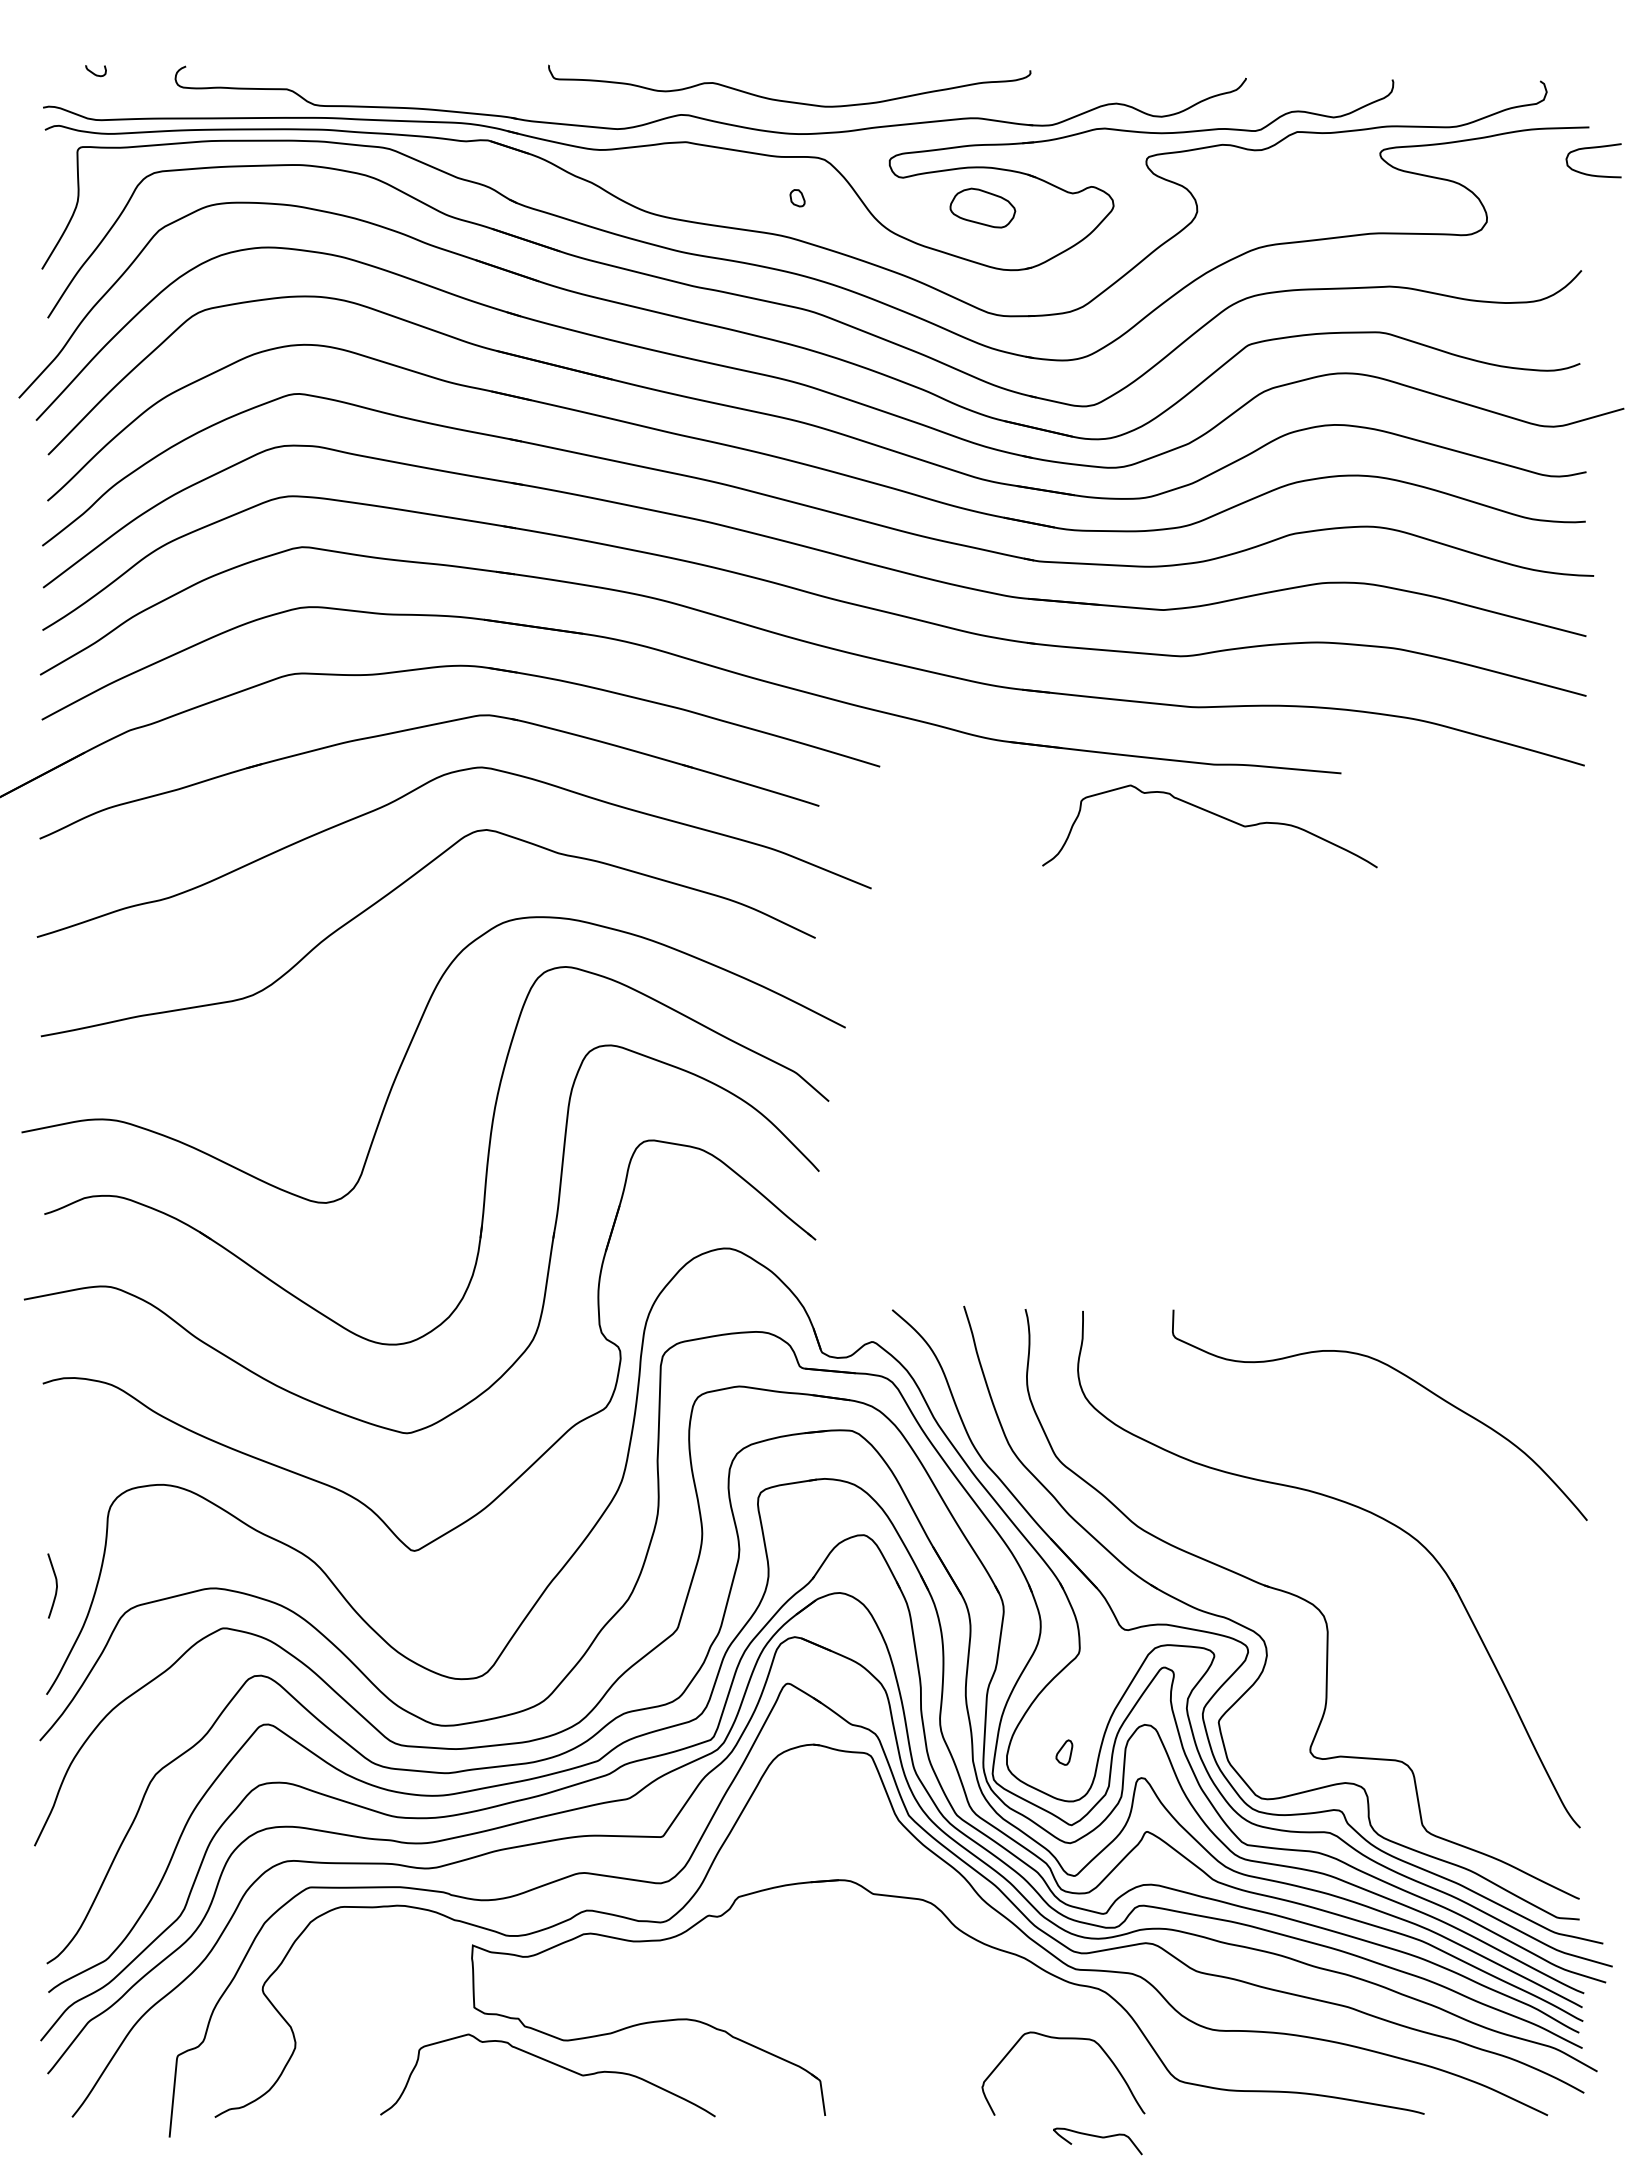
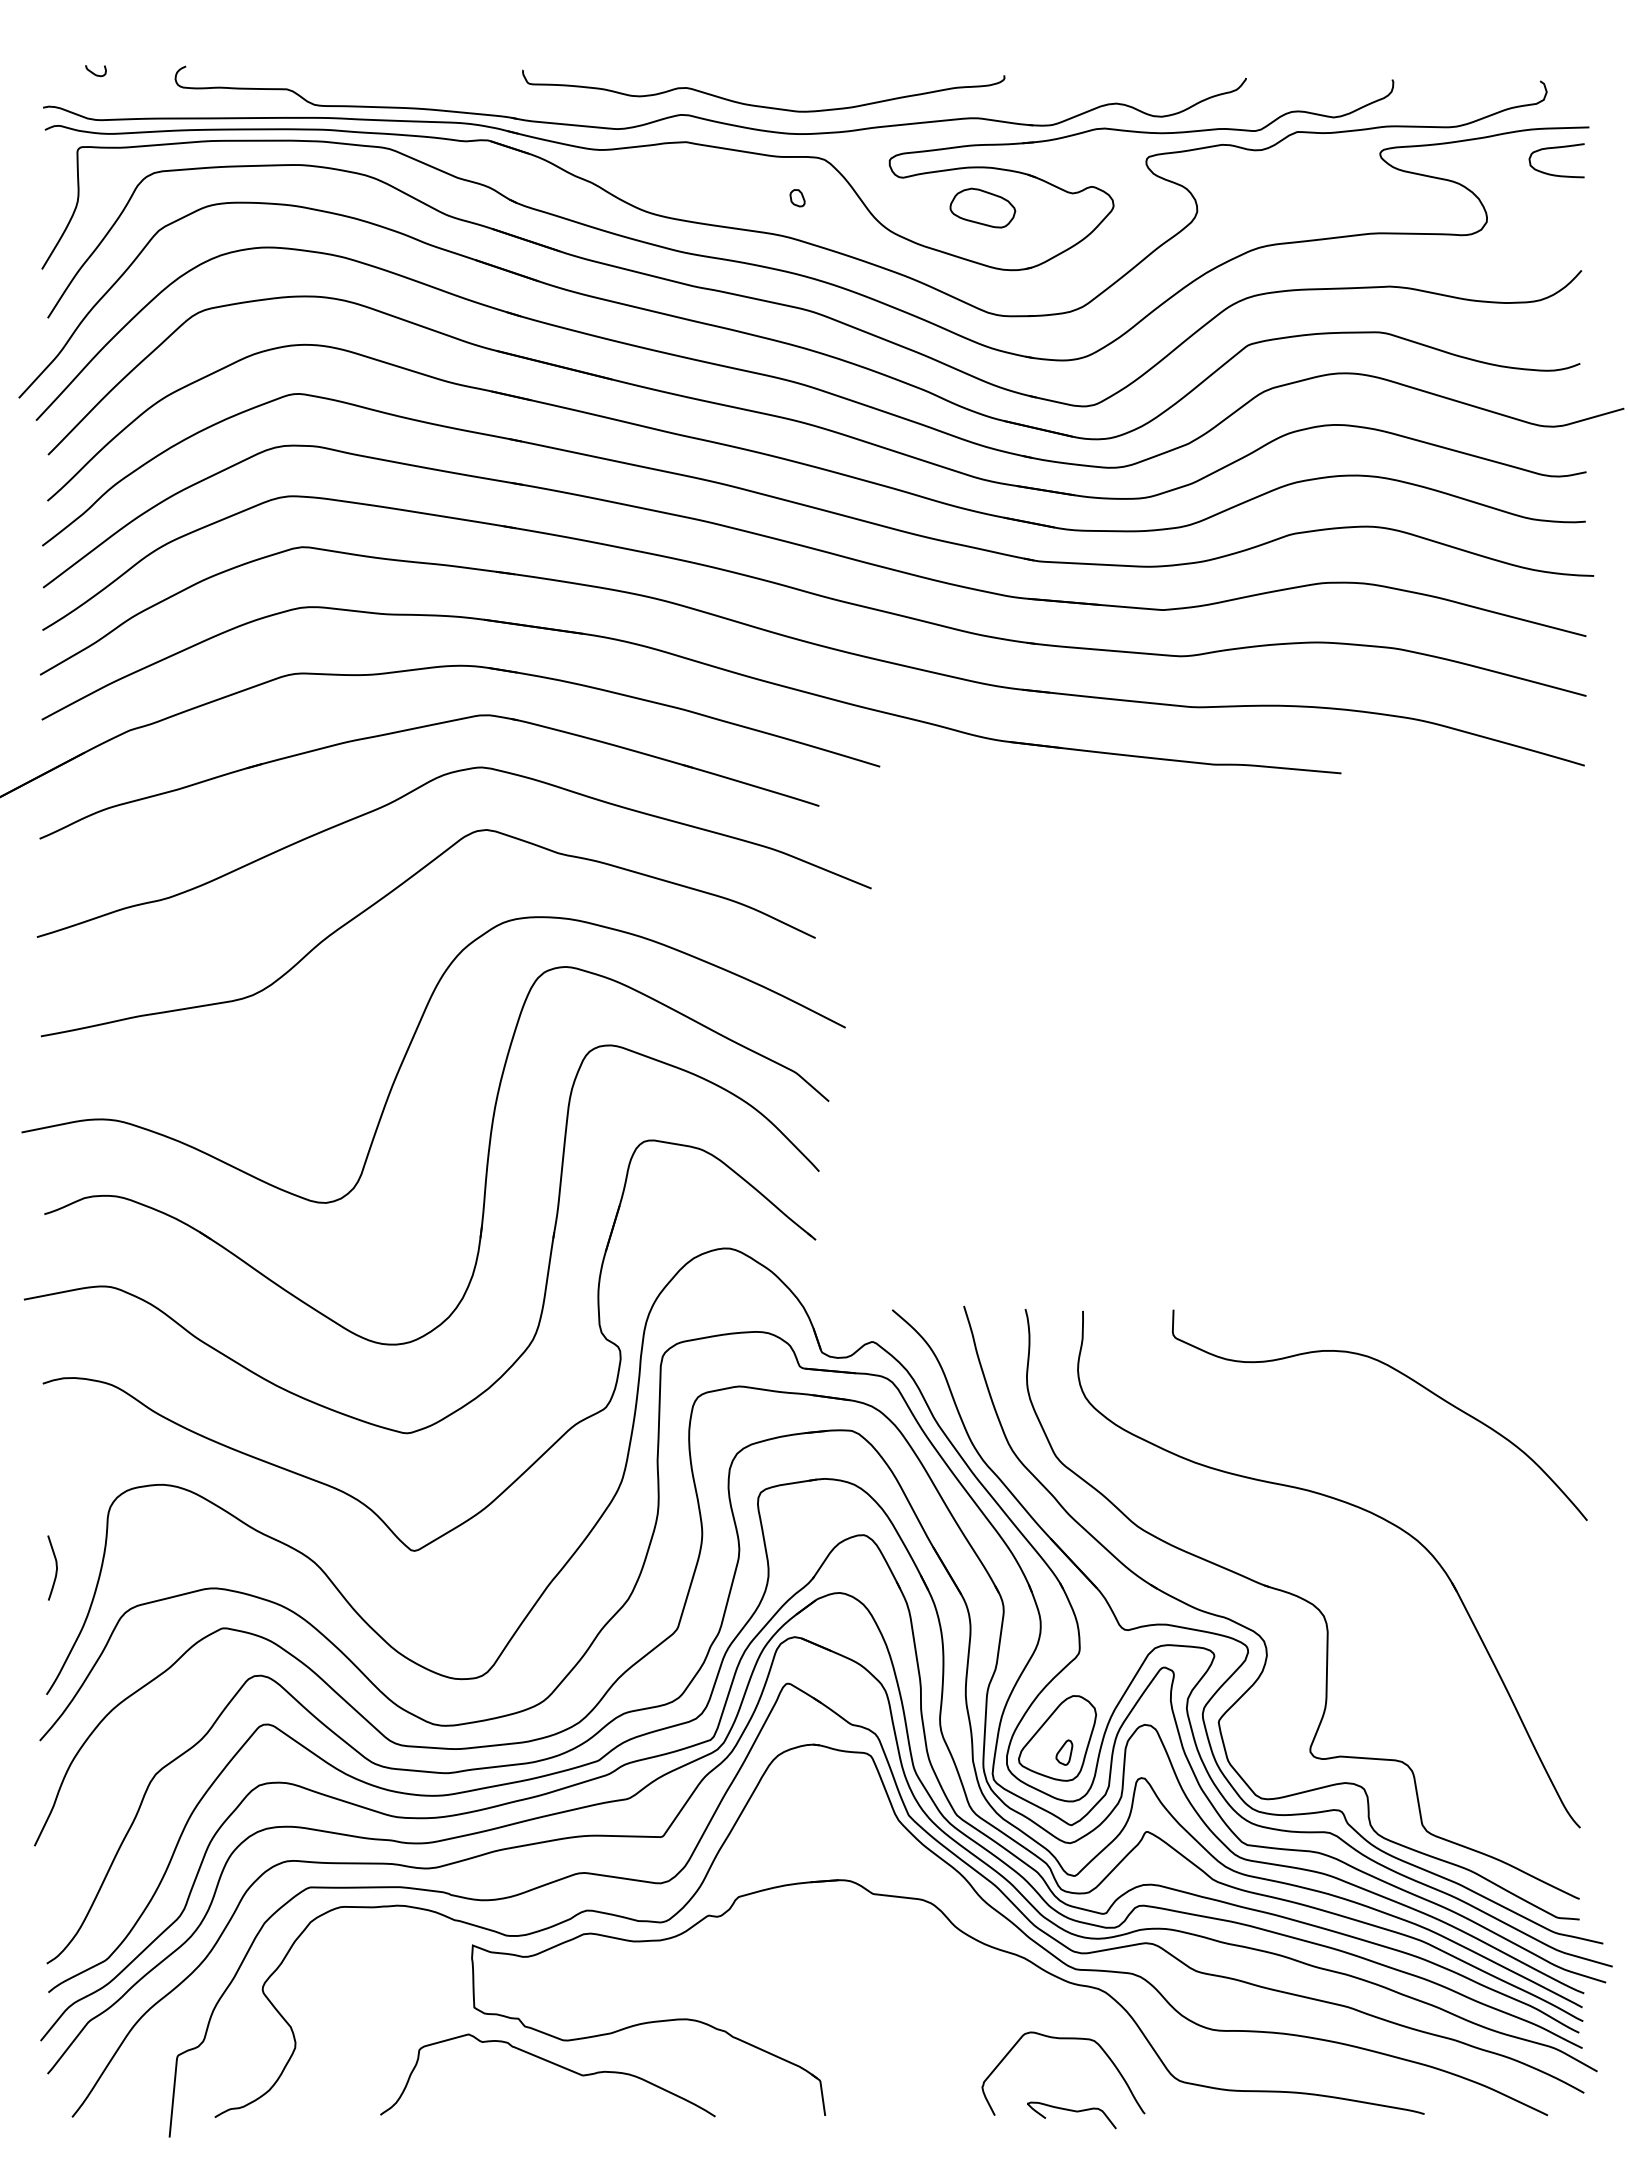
curve position: (787, 100) -> (761, 105) (761, 105)
curve position: (1593, 148) -> (1556, 148) (1556, 148)
curve: present -> none (1212, 814)
curve position: (55, 1583) -> (55, 1565) (55, 1565)
part: none -> present (1057, 1738)
curve position: (1097, 2137) -> (1071, 2111) (1071, 2111)
